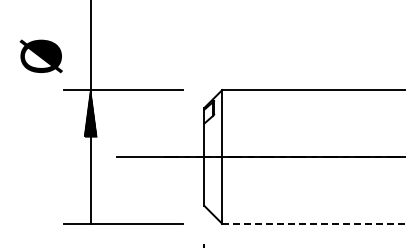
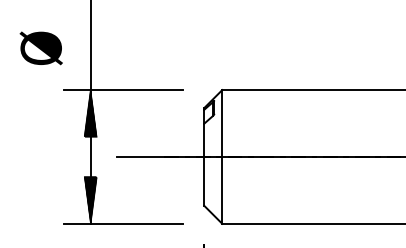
text position: (40, 56) -> (40, 48) (40, 48)
hatch: none -> present (90, 200)
line: dashed -> solid (314, 223)
